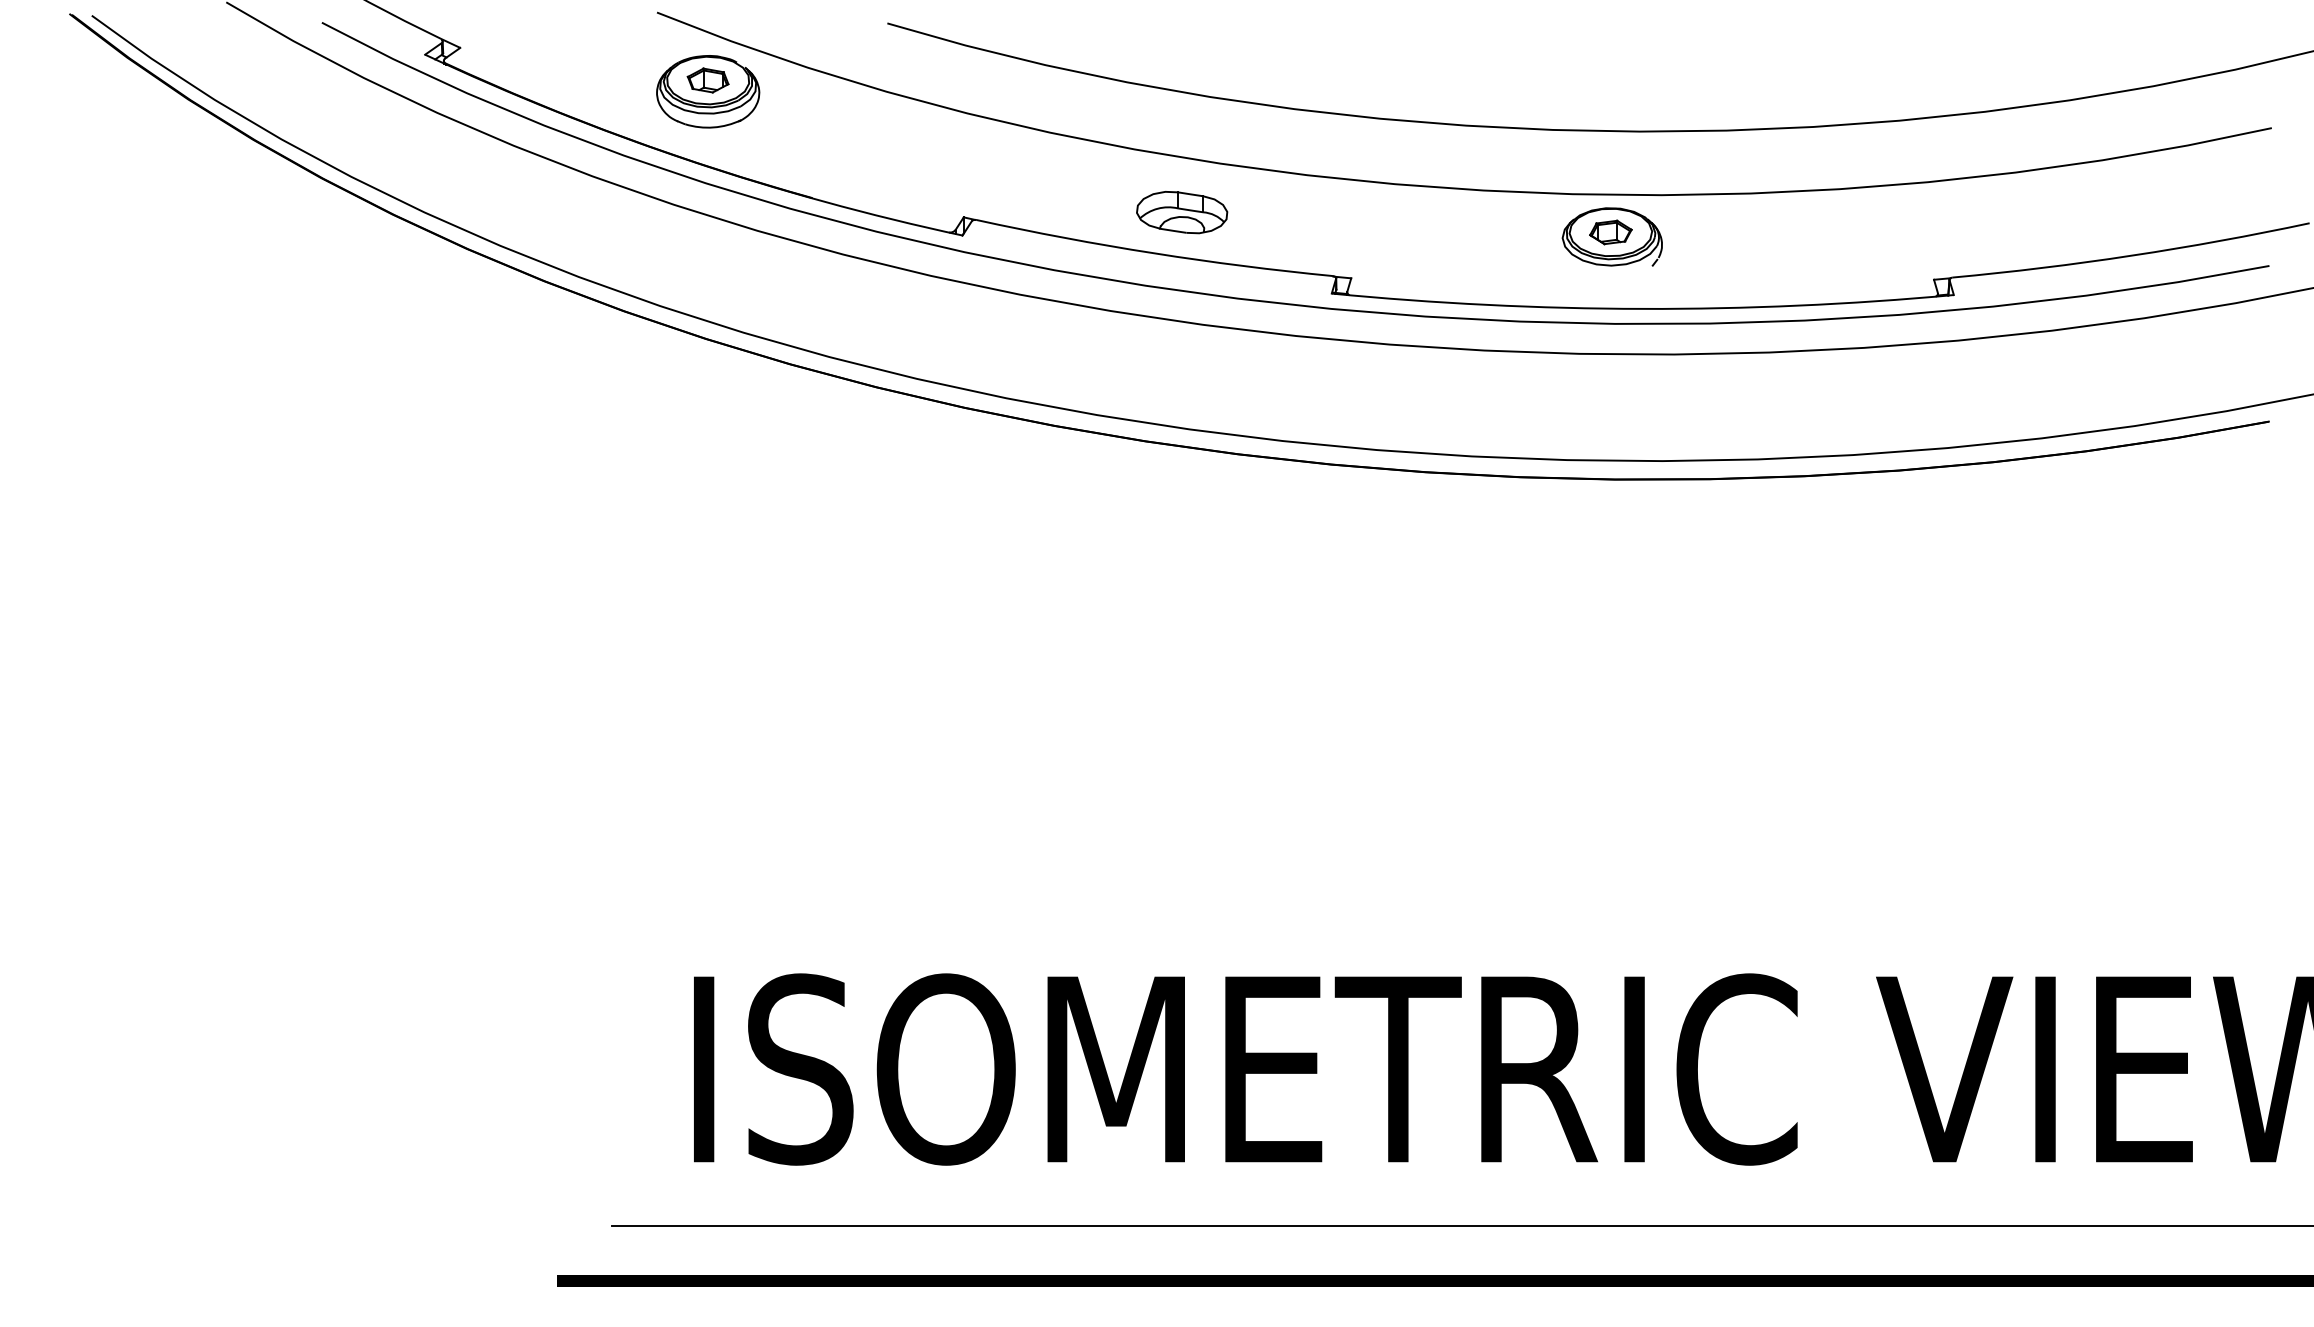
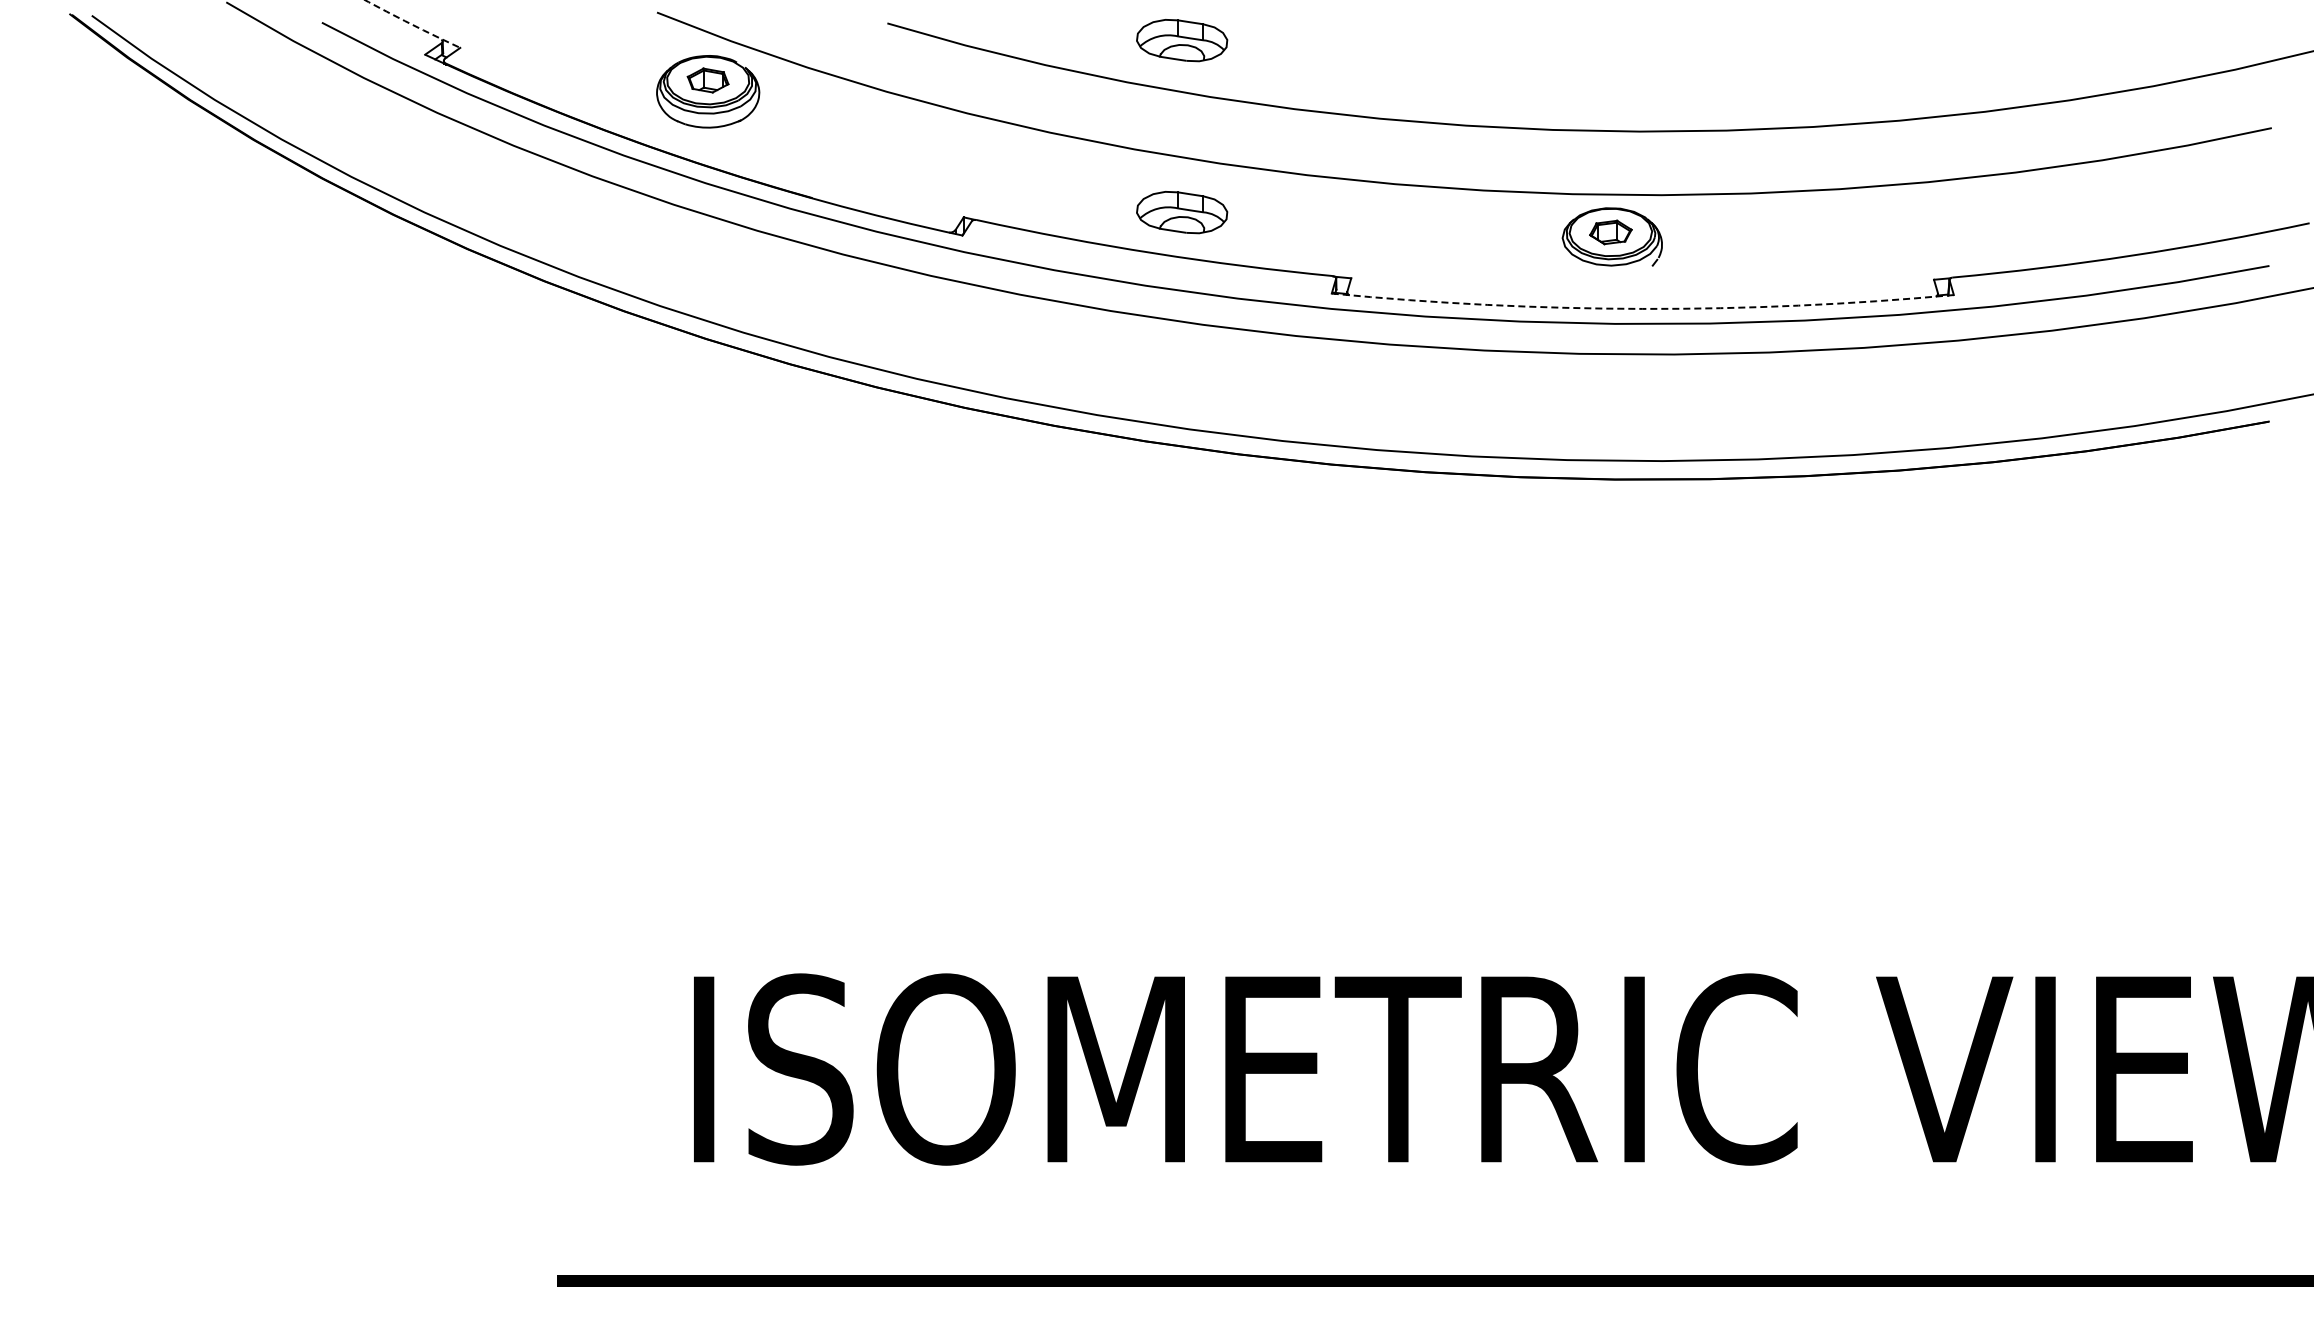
arc: solid -> dashed (412, 24)
part: none -> present (1182, 40)
arc: solid -> dashed (1642, 308)
line: present -> none (1460, 1226)
